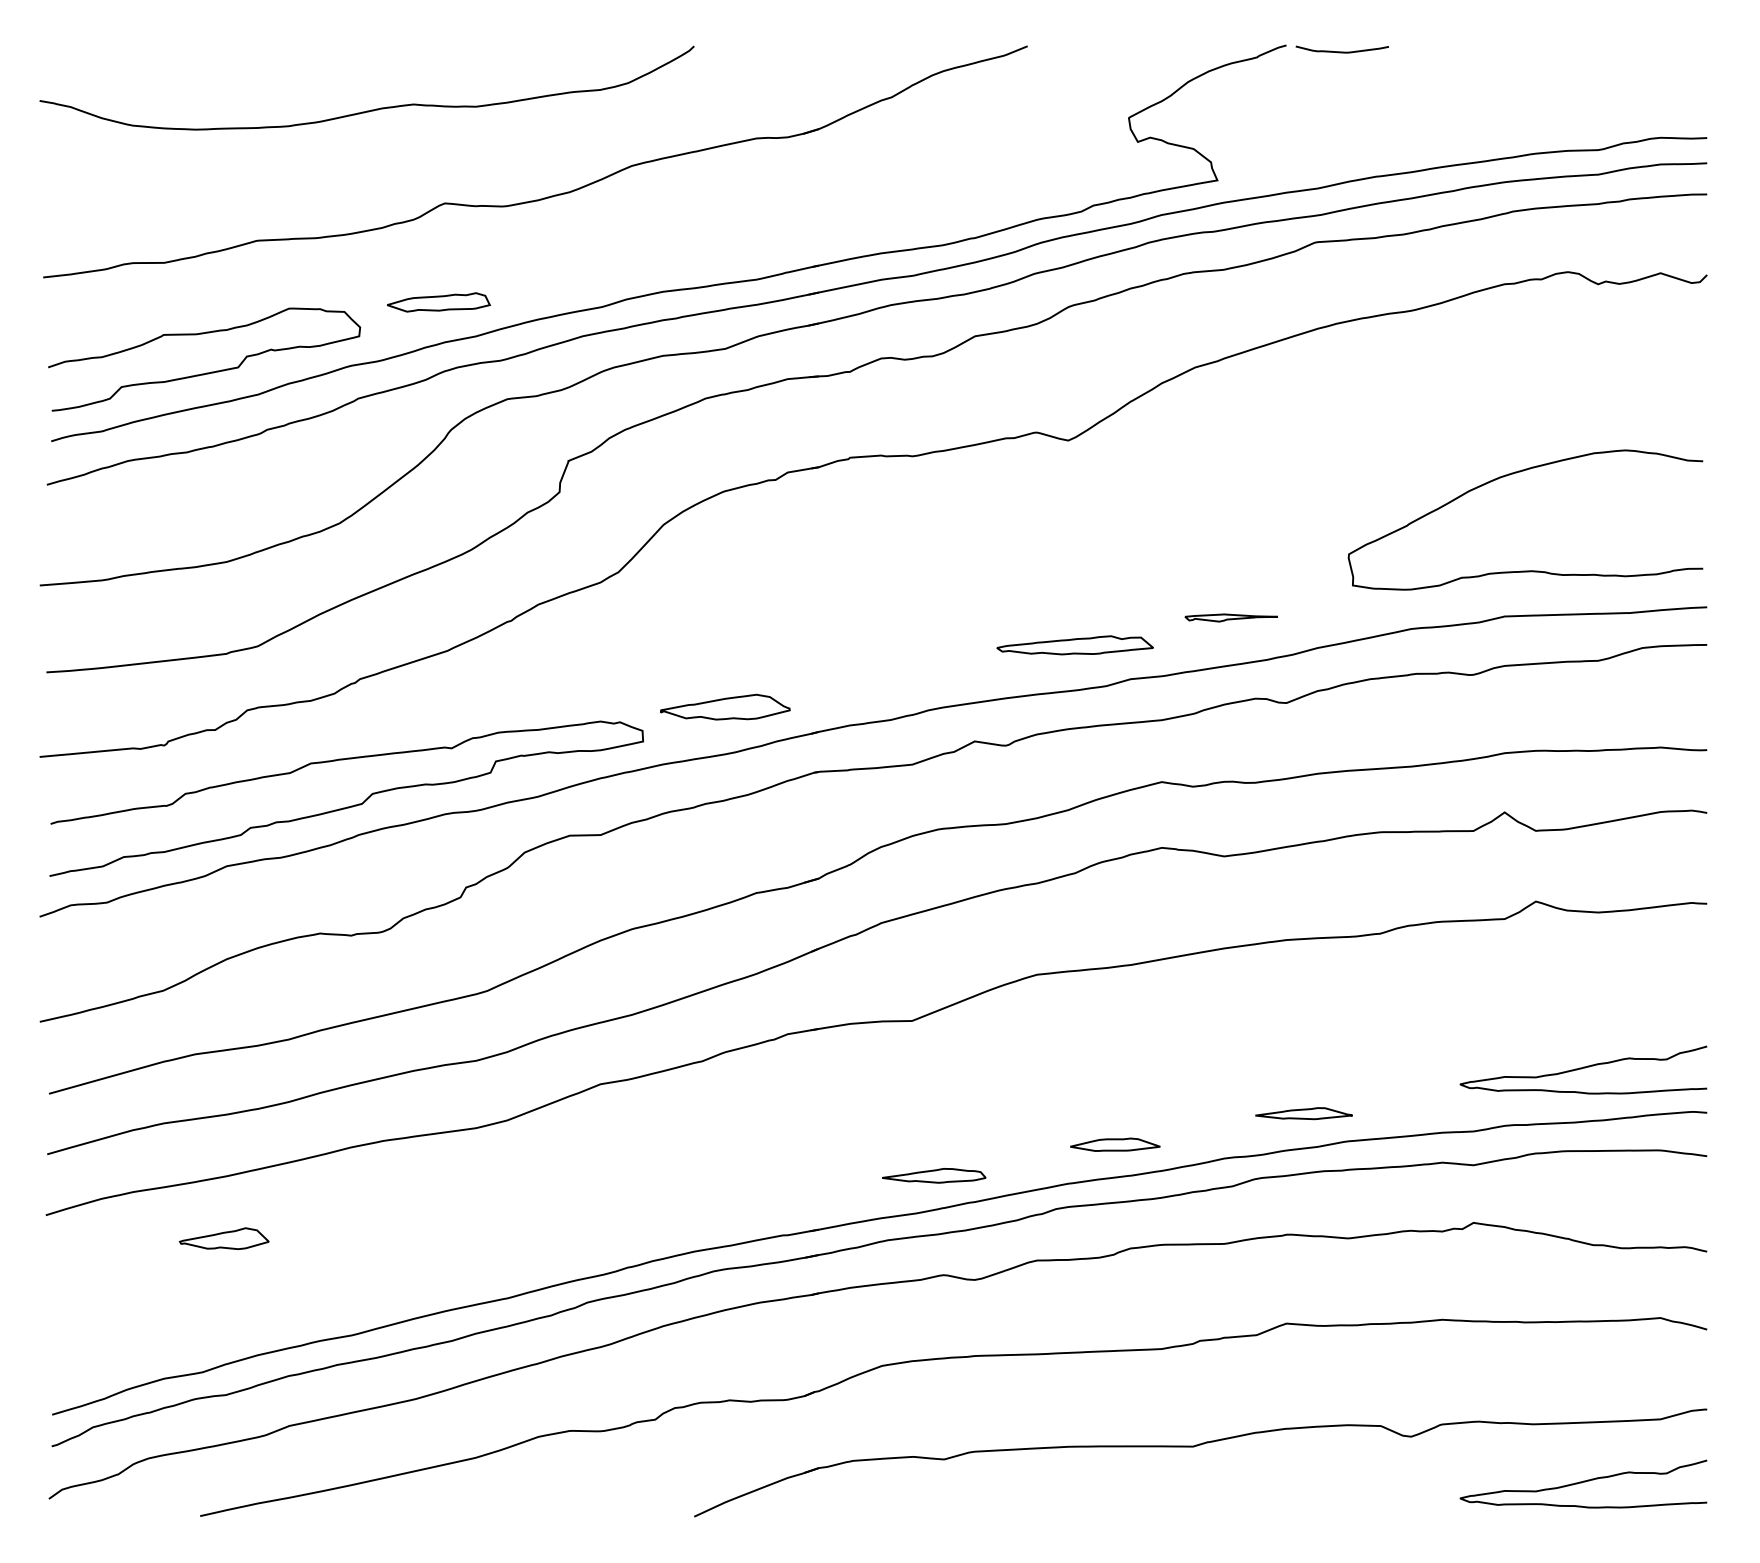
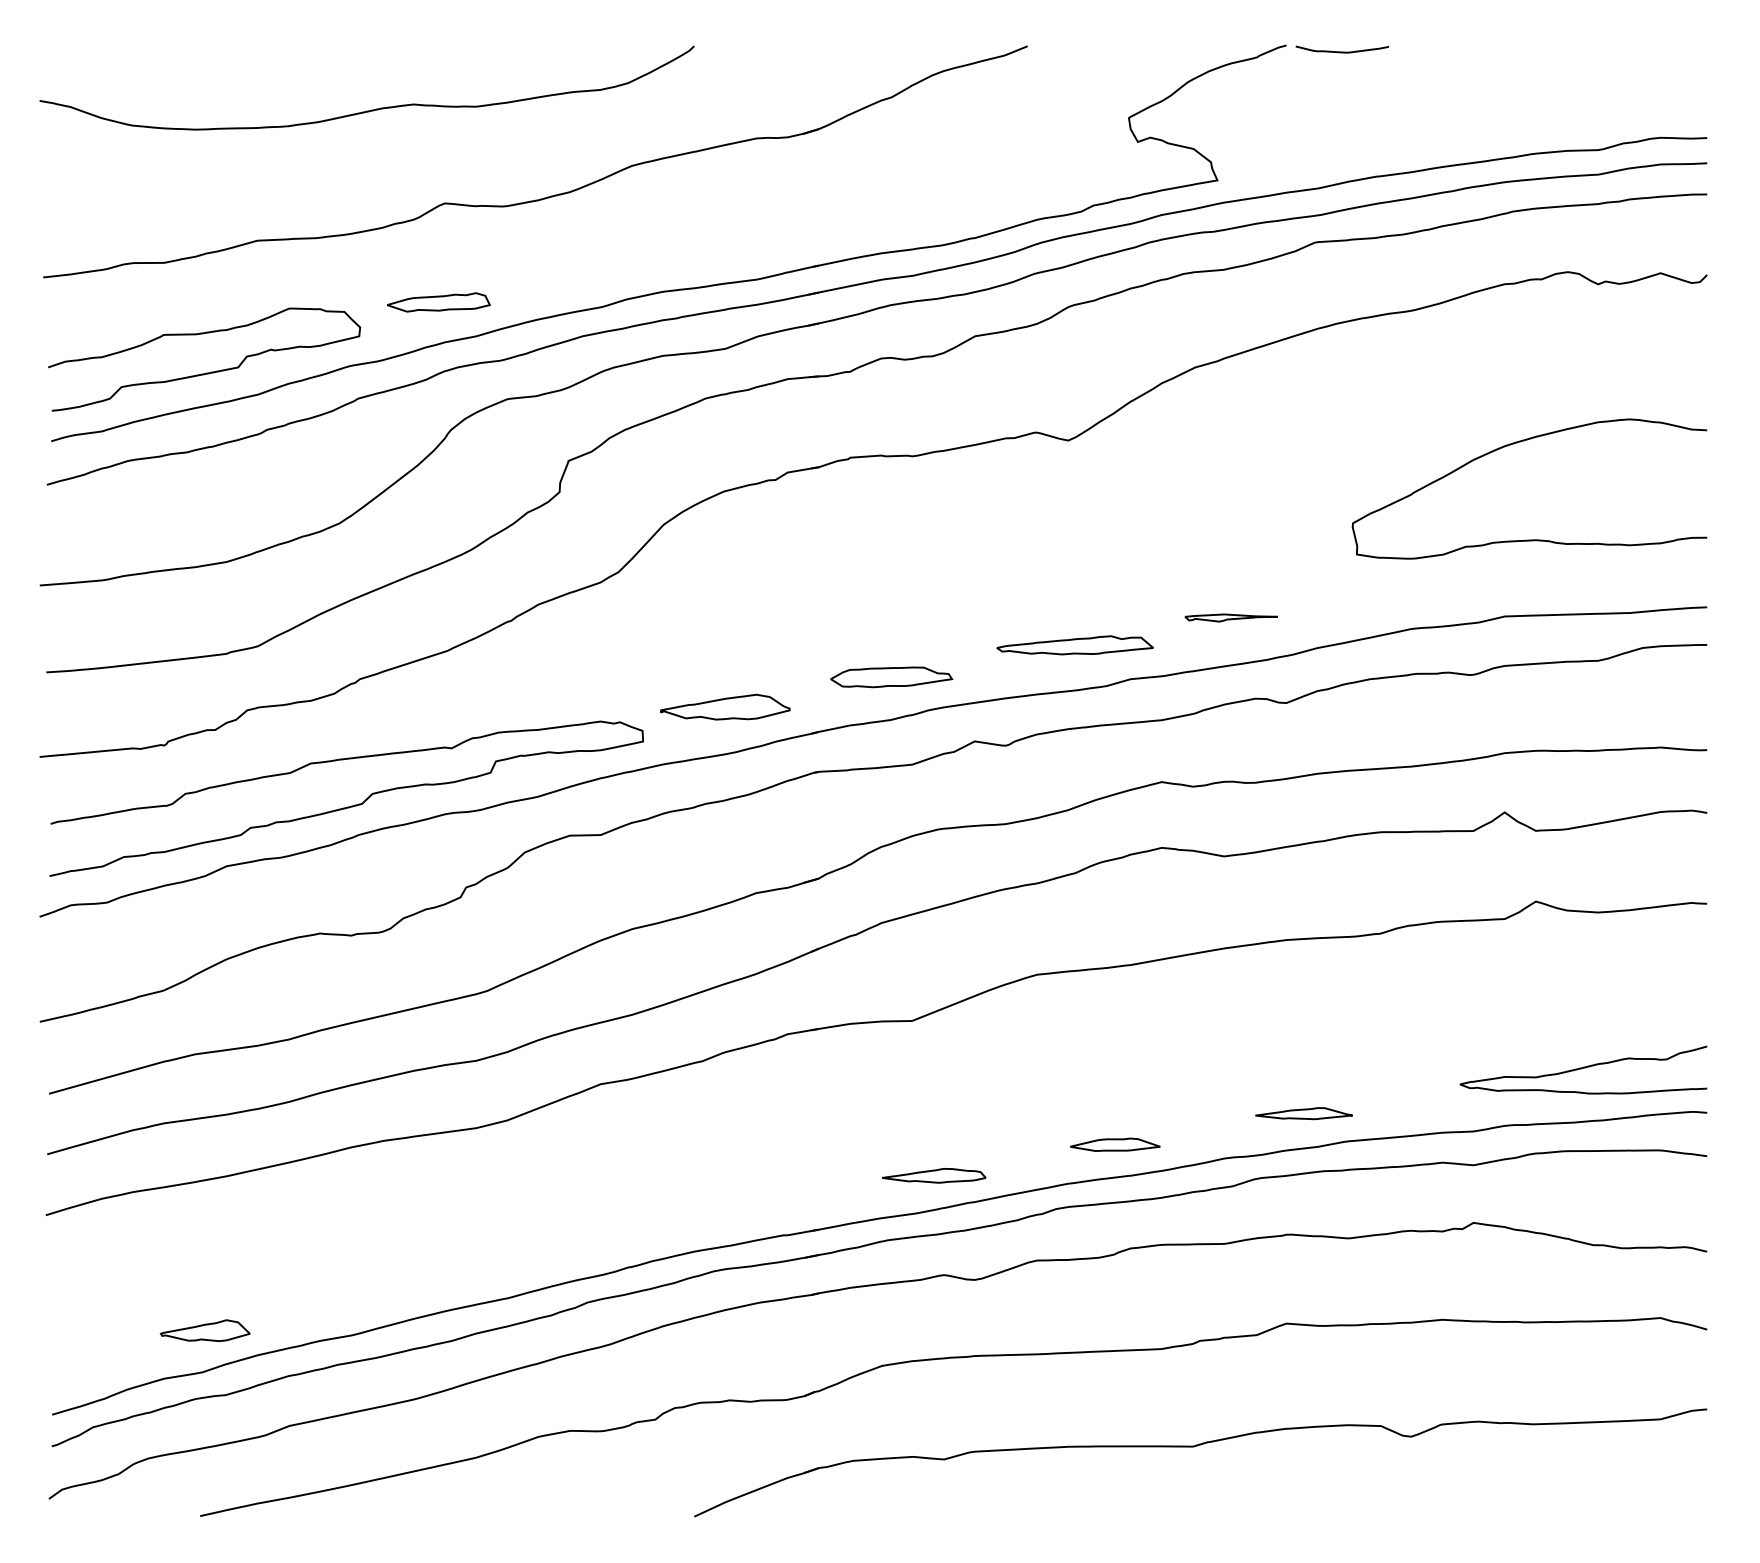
curve position: (1510, 475) -> (1514, 444) (1514, 444)
part: none -> present (891, 677)
part position: (223, 1238) -> (204, 1330) (204, 1330)
curve: present -> none (1583, 1482)
